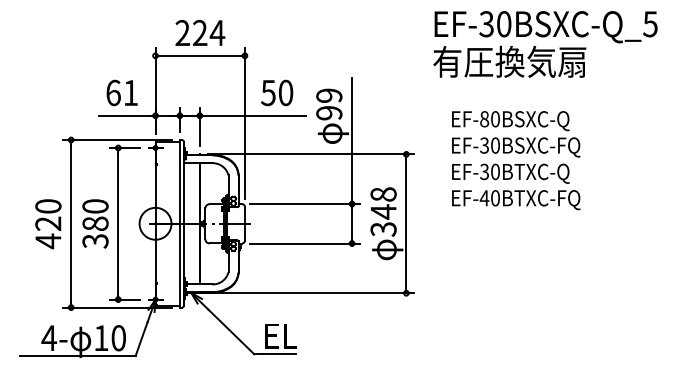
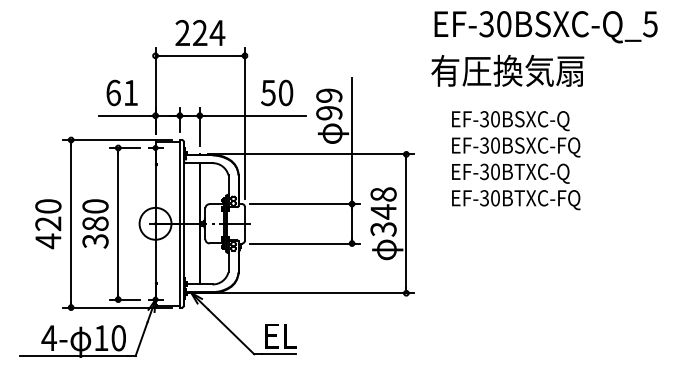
text position: (509, 61) -> (507, 70) (507, 70)
text: EF-80BSXC-Q -> EF-30BSXC-Q (484, 119)
text: EF-40BTXC-FQ -> EF-30BTXC-FQ (484, 198)
